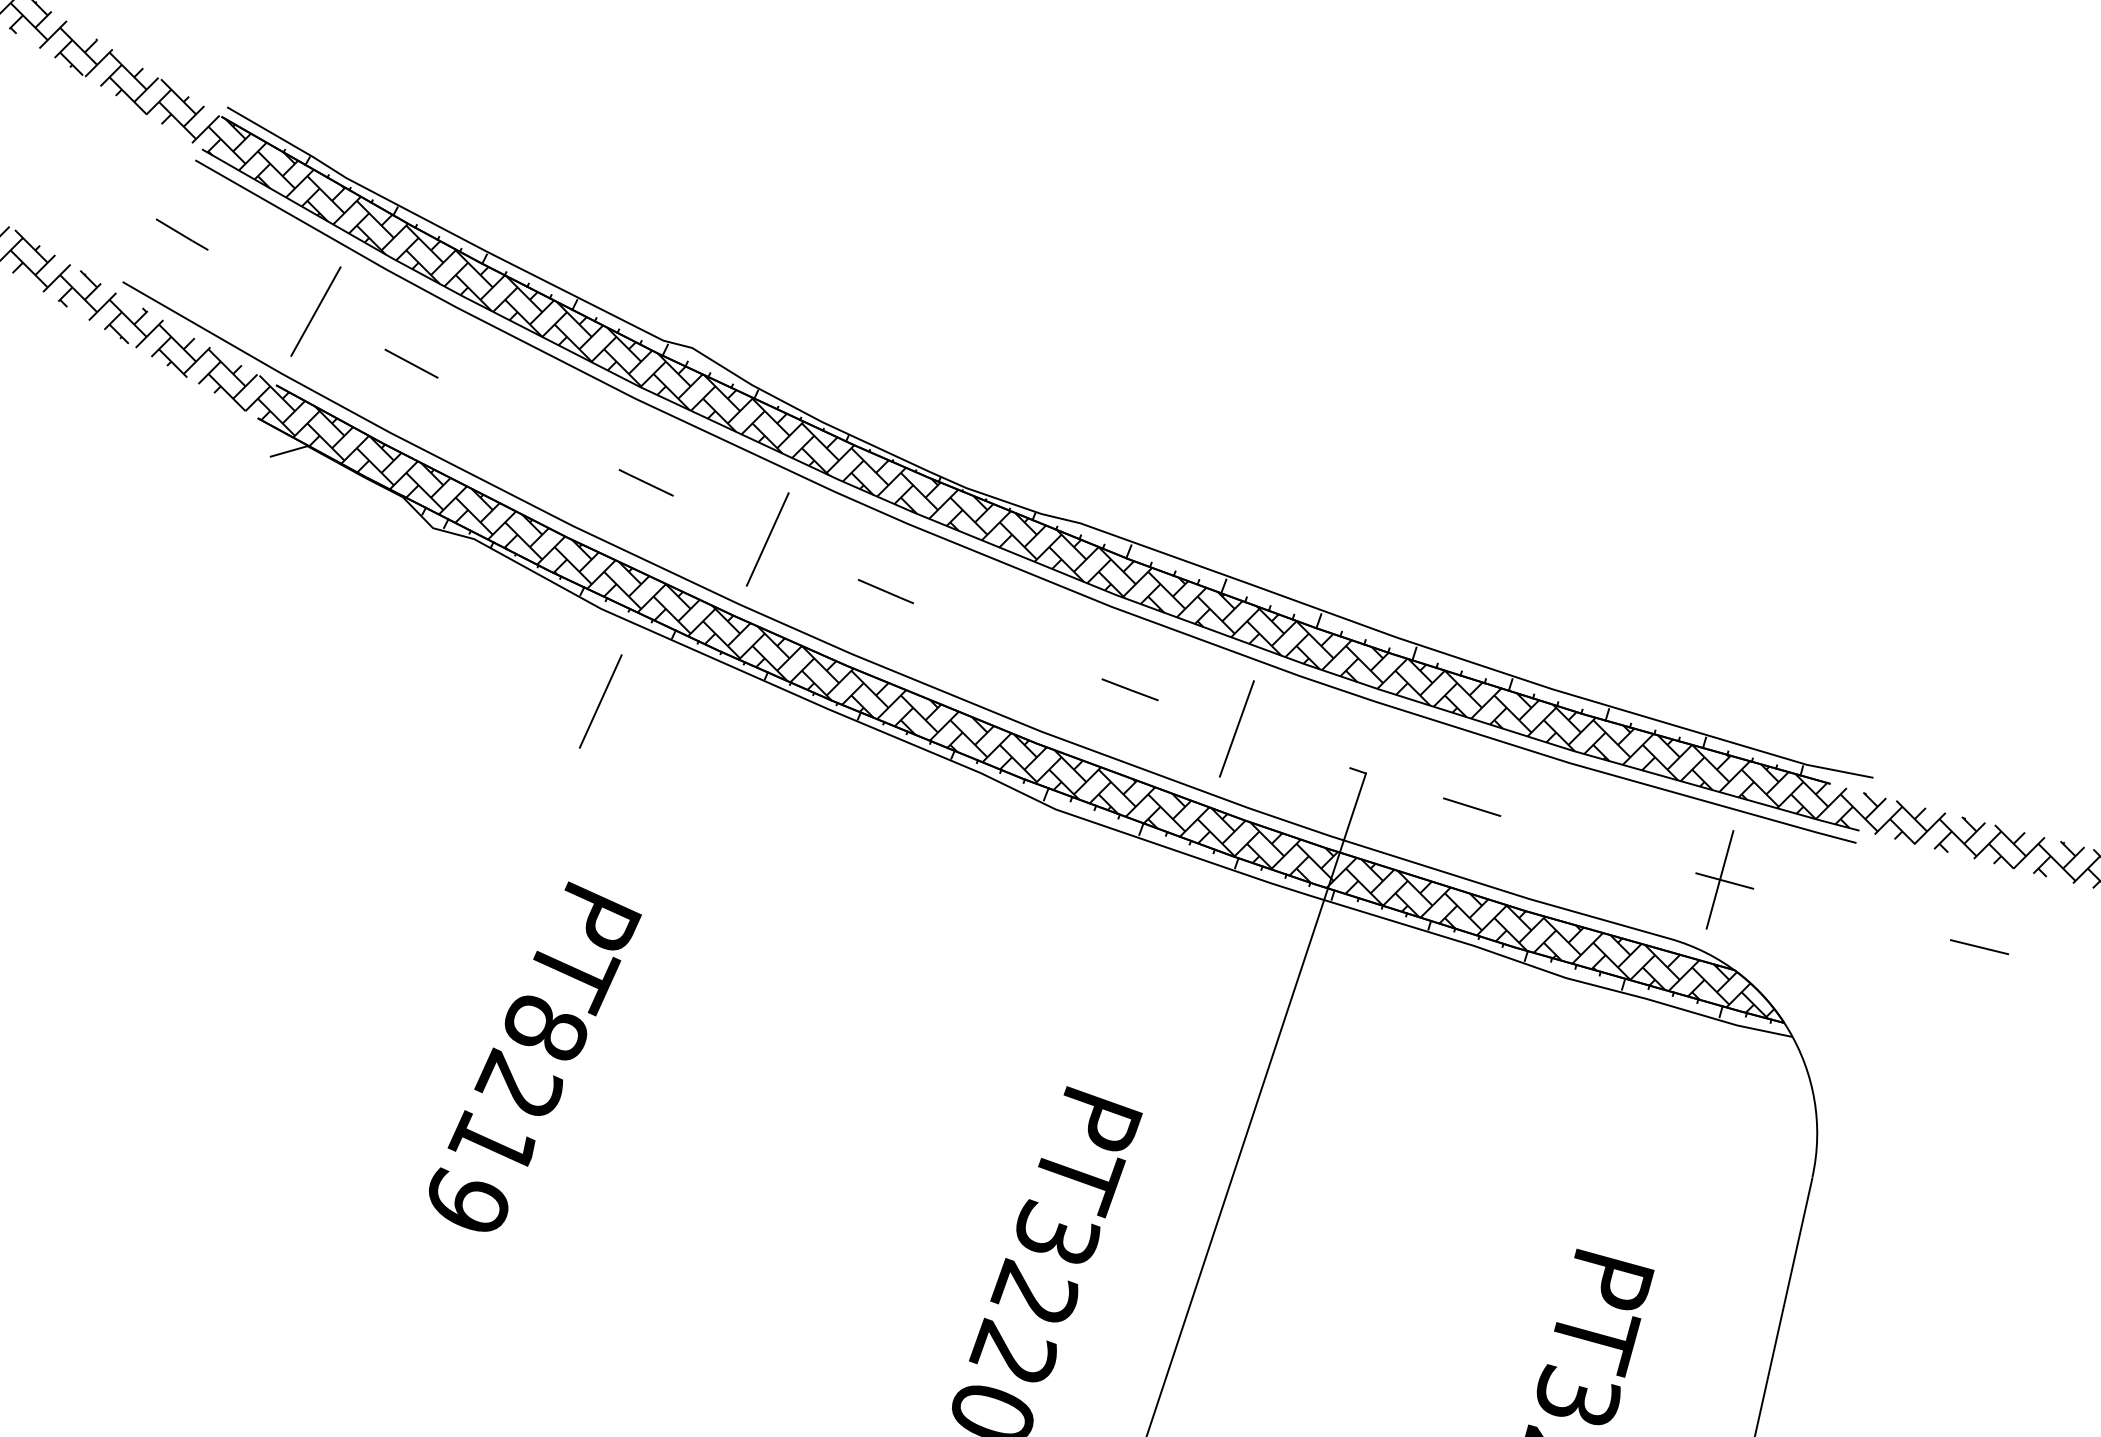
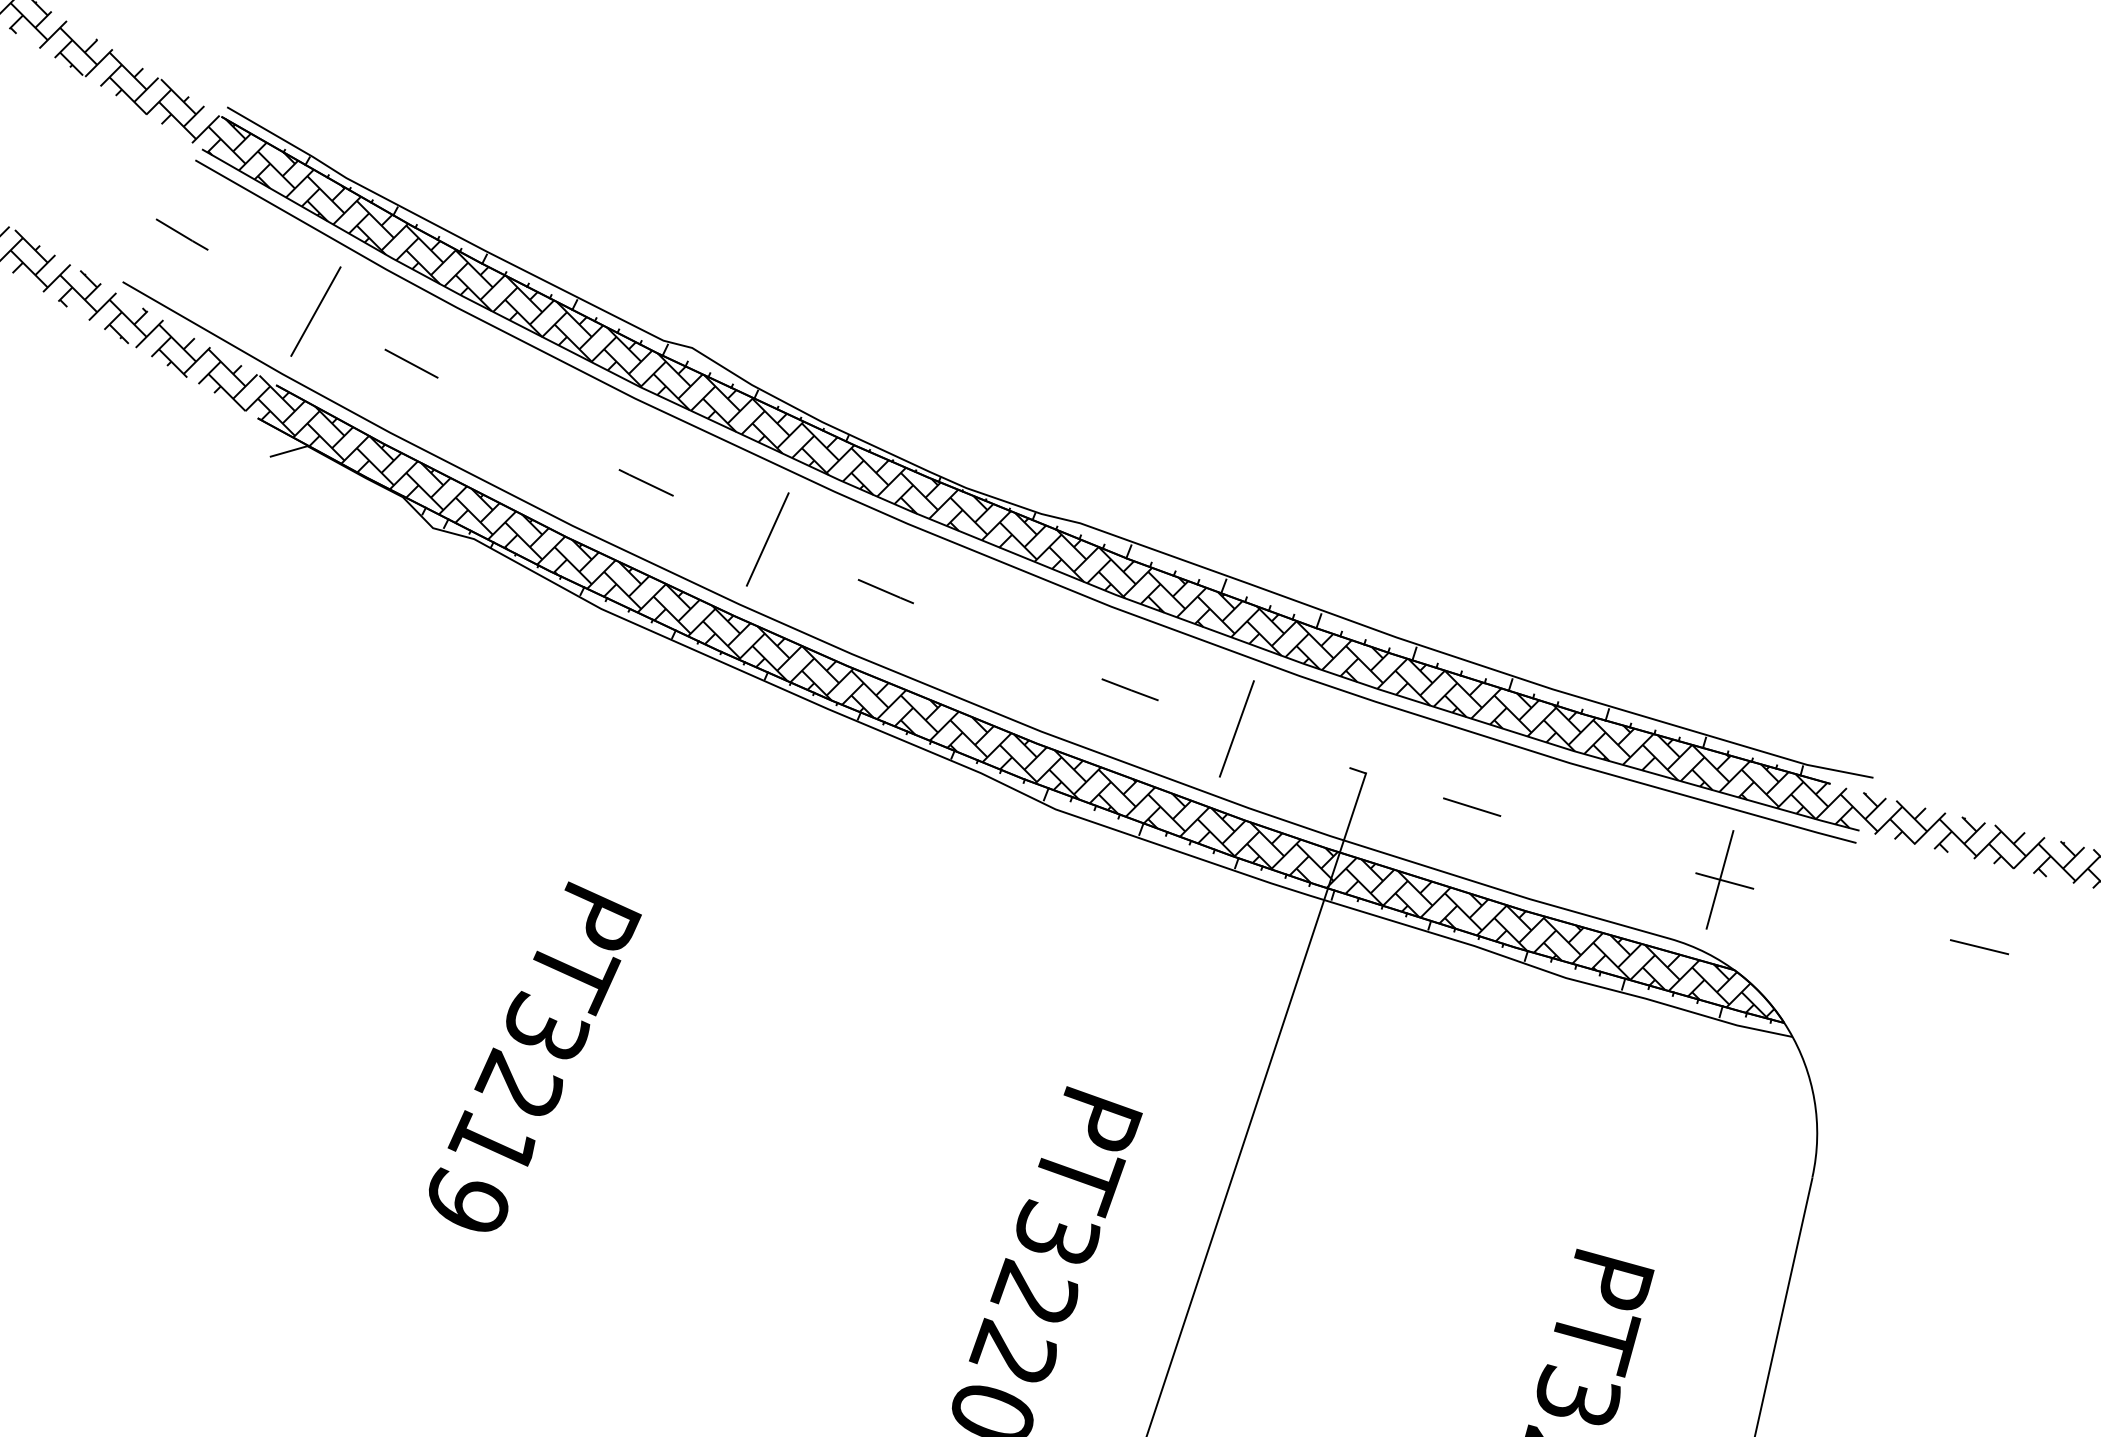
line: present -> none (600, 701)
text: PT8219 -> PT3219 (547, 1025)
